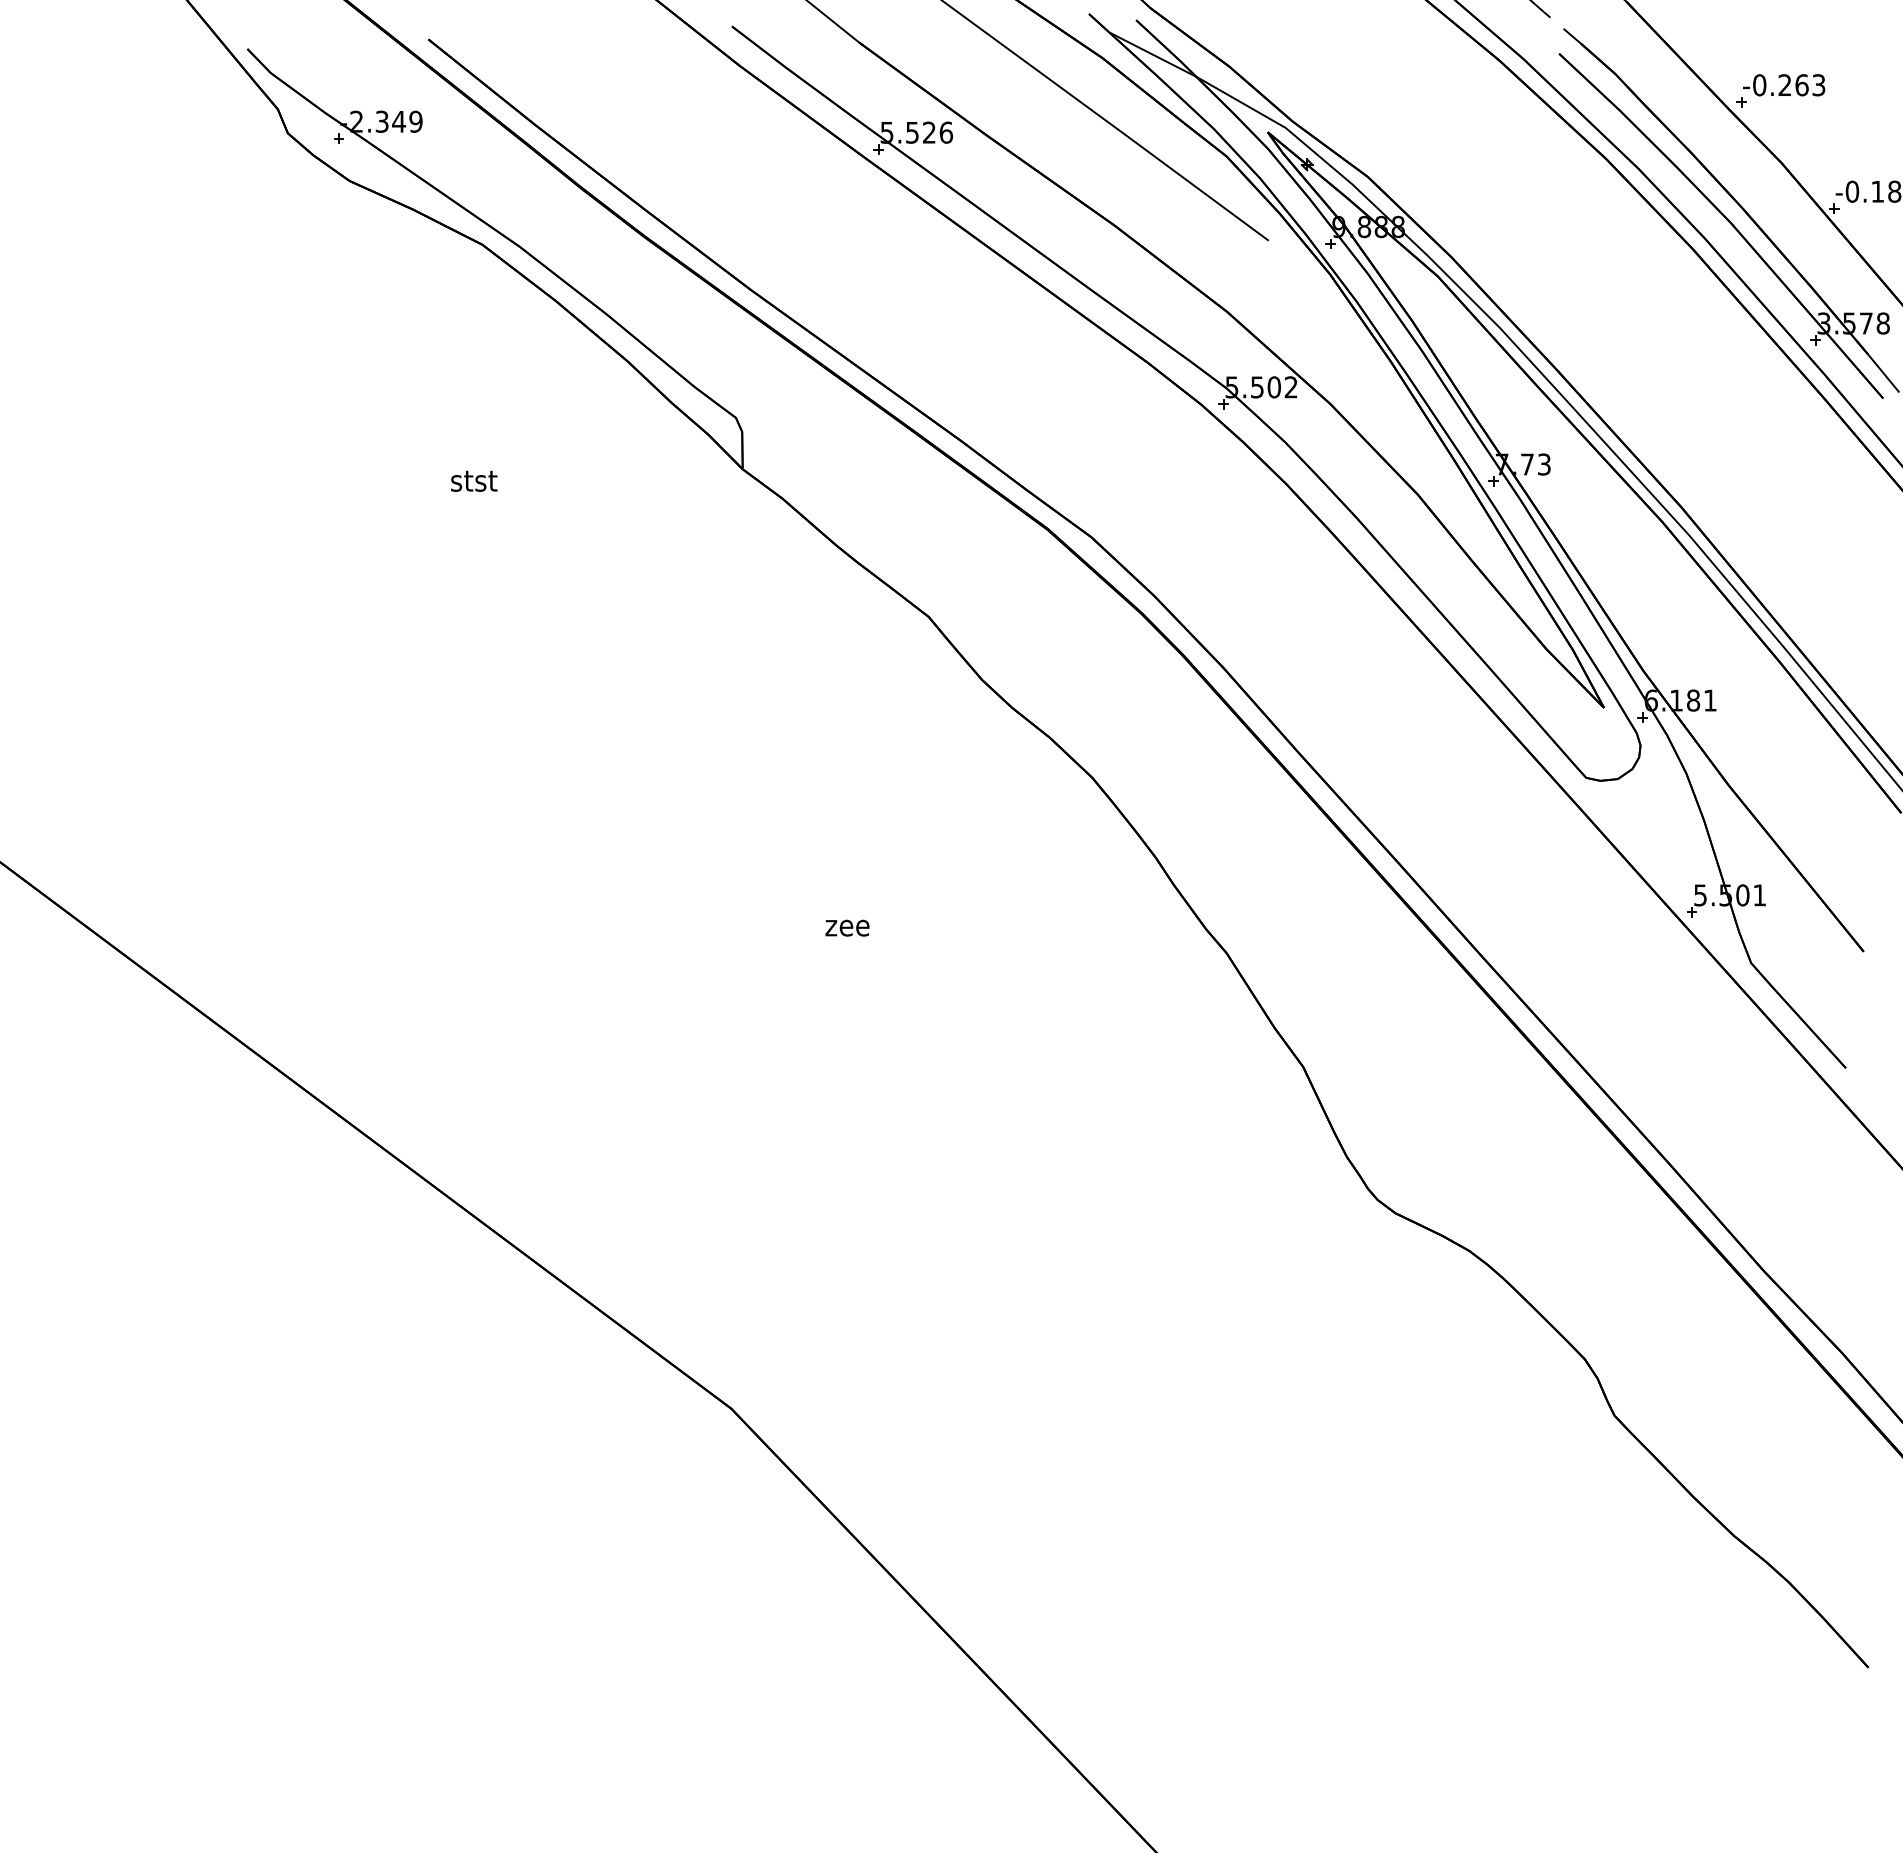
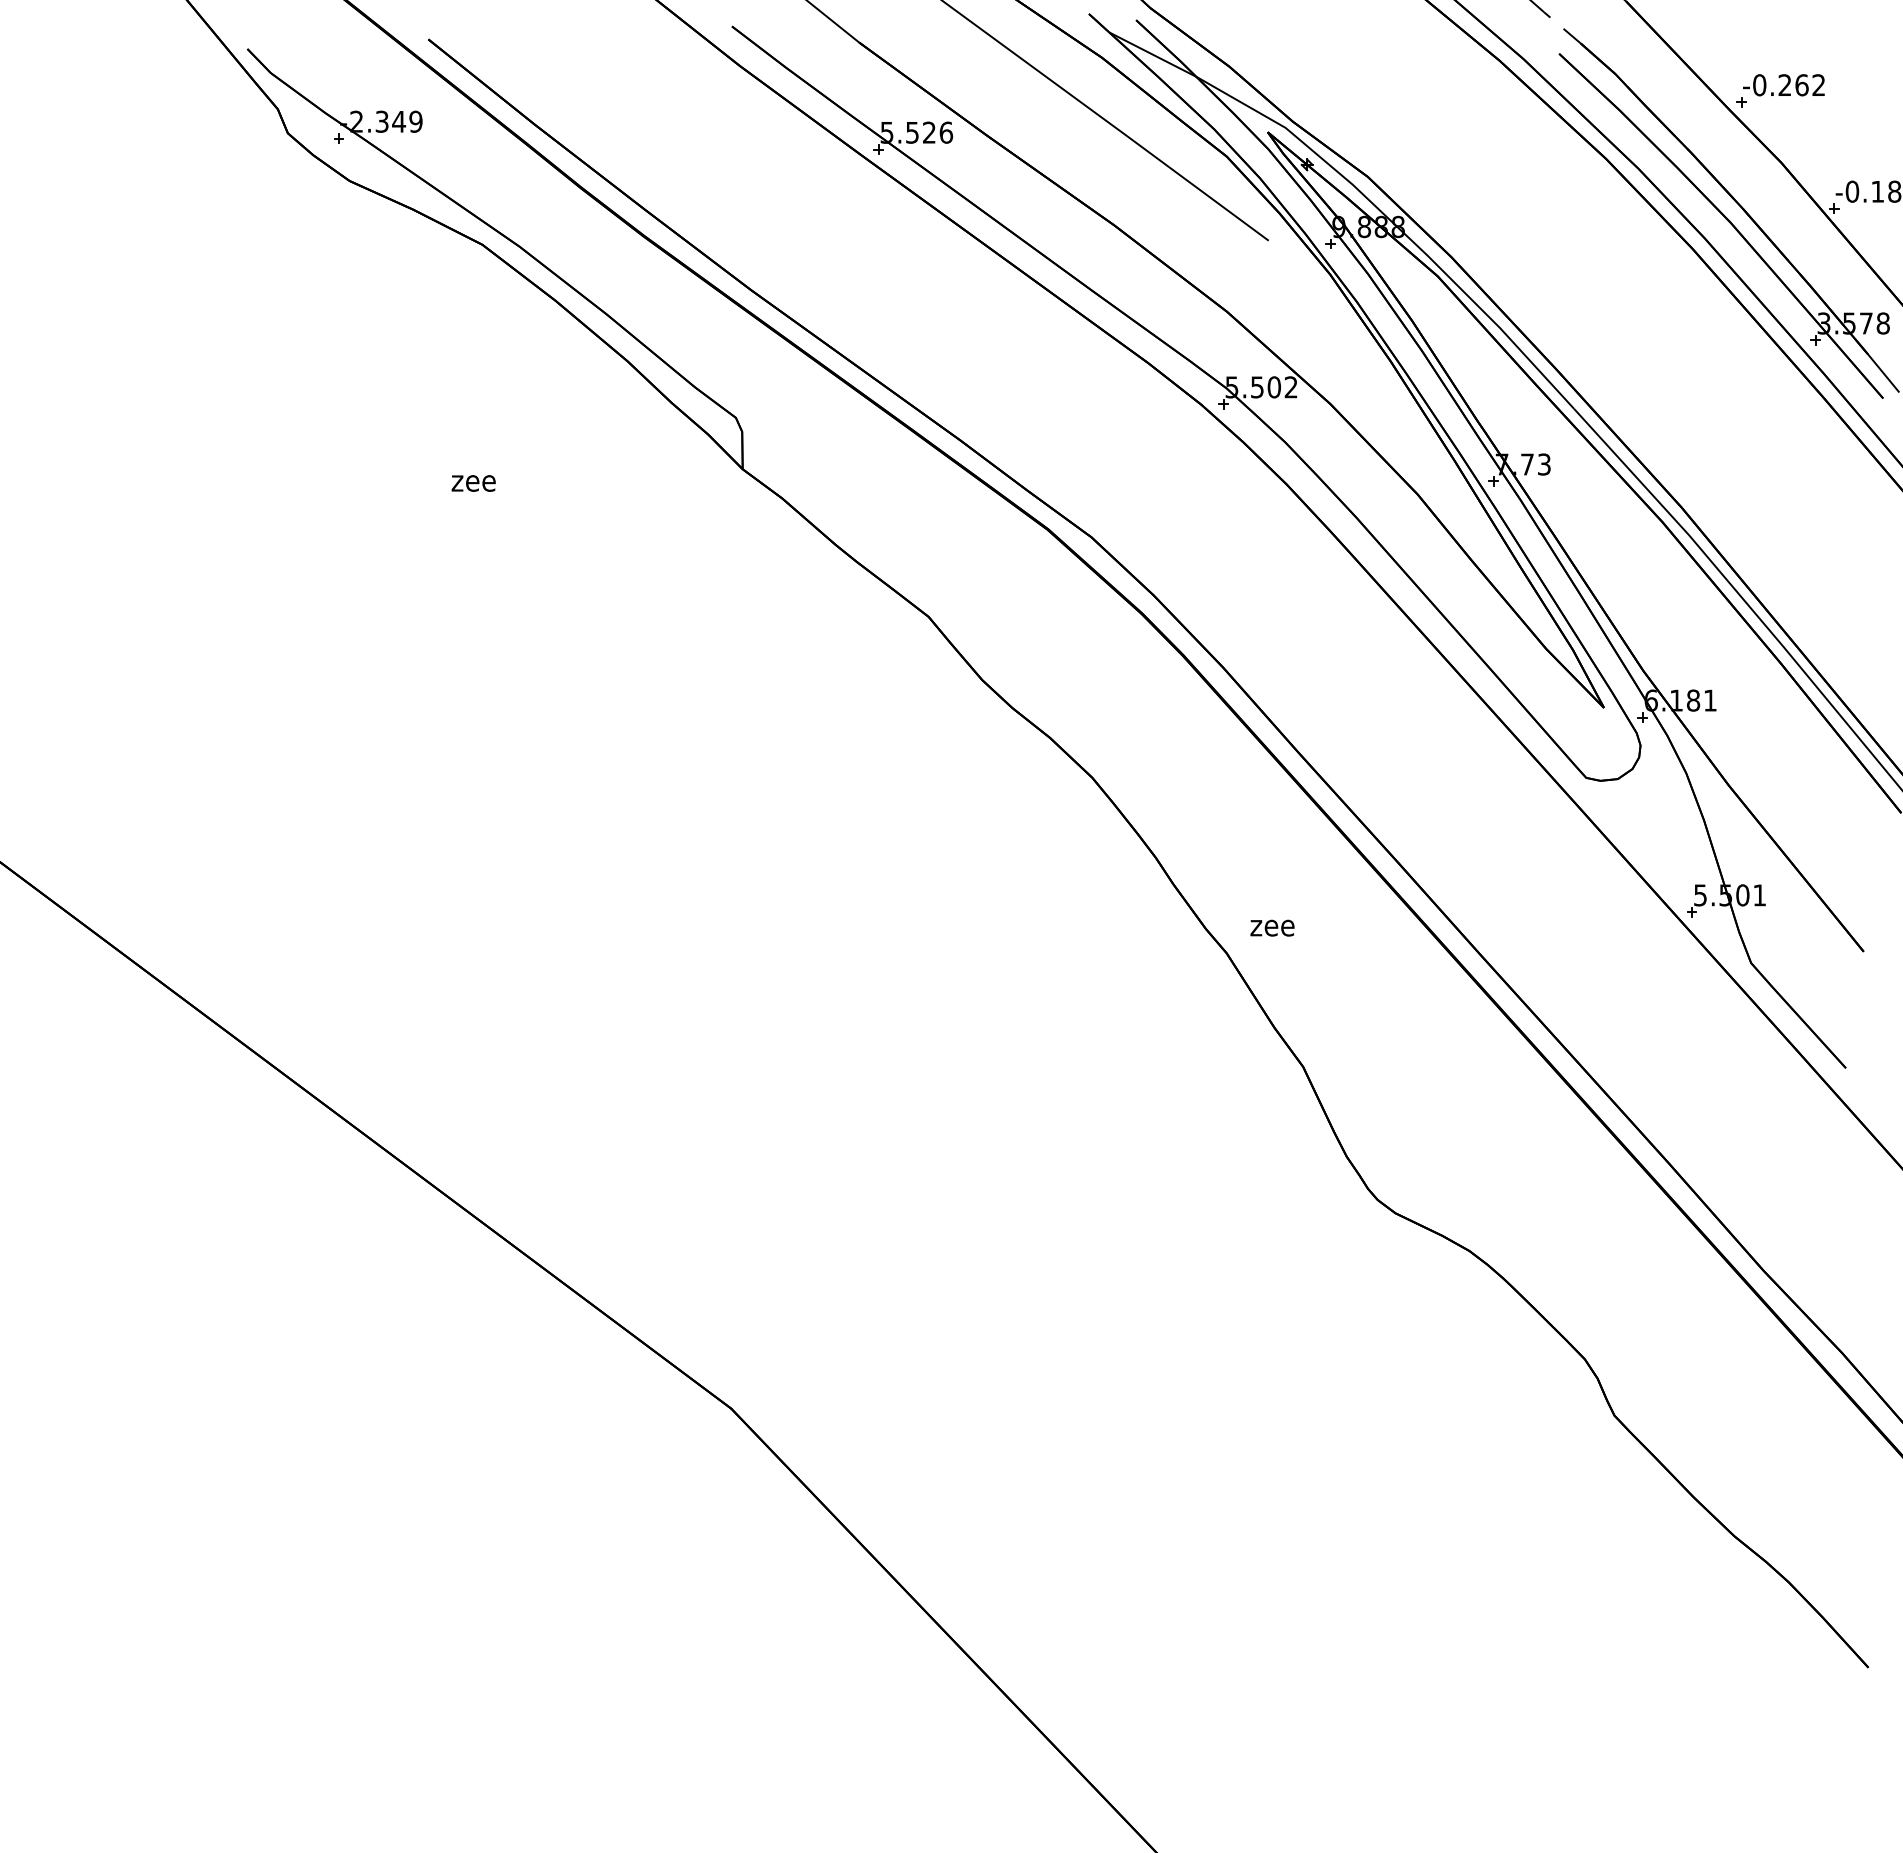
text: -0.263 -> -0.262 (1818, 85)
text: stst -> zee (474, 480)
text position: (847, 927) -> (1272, 927) (1272, 927)
